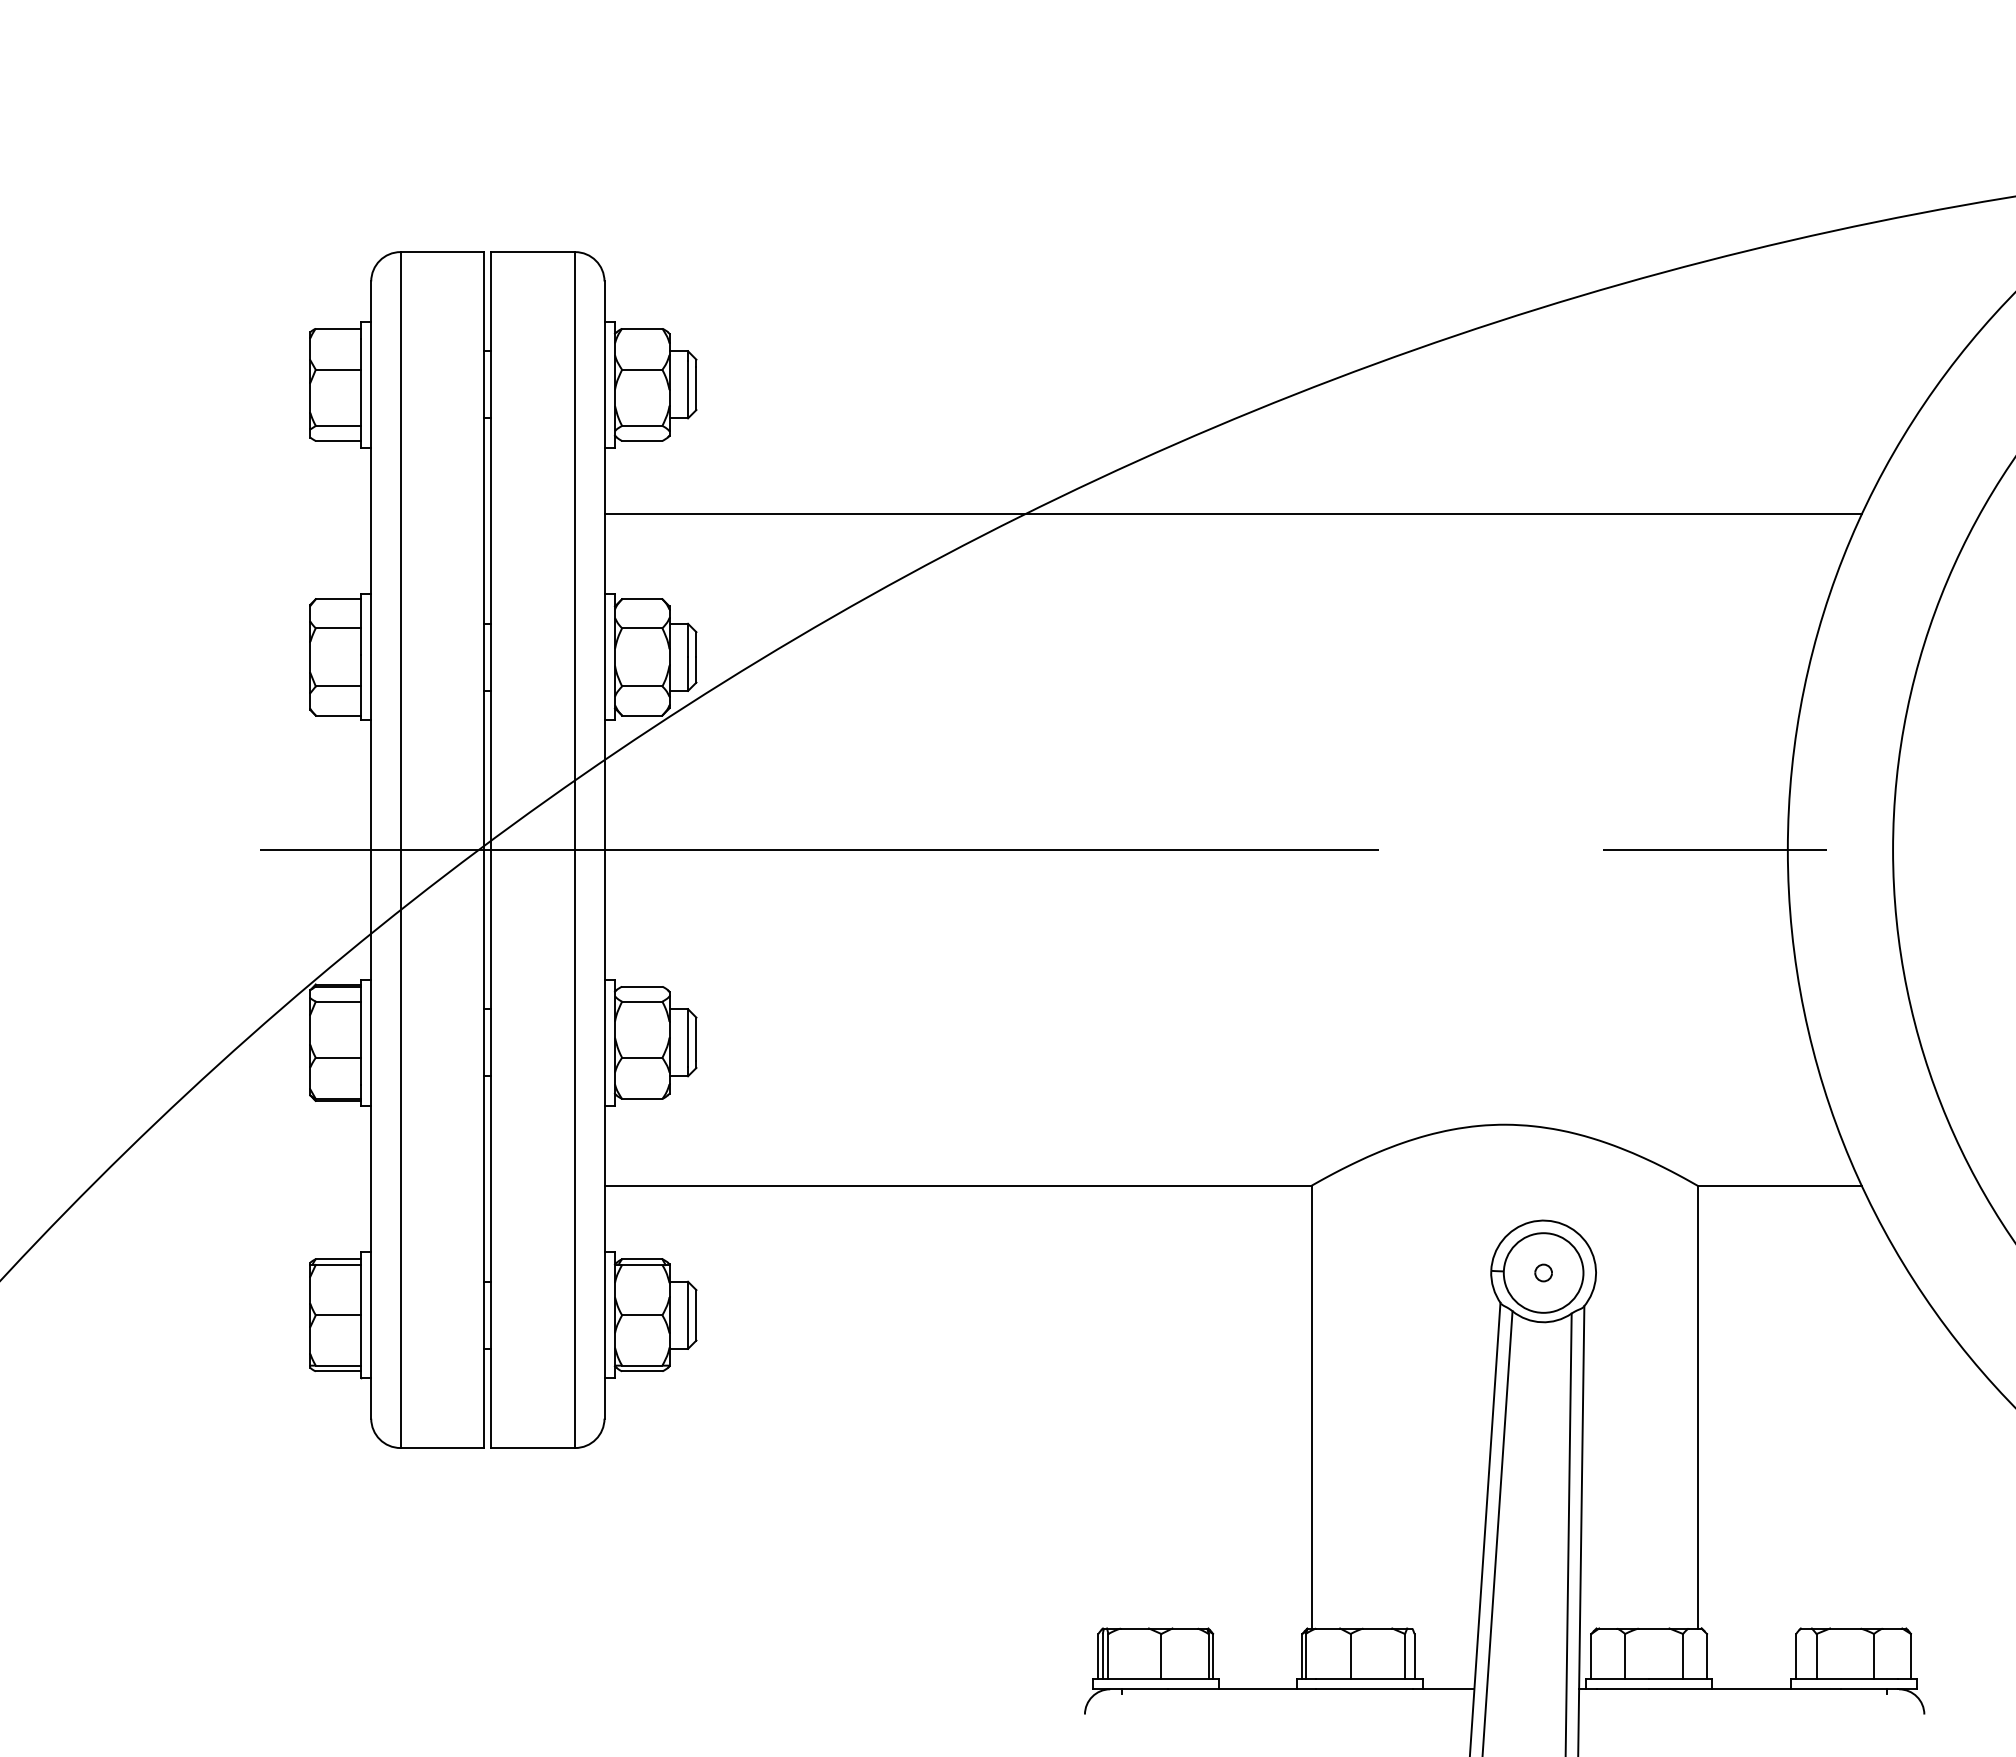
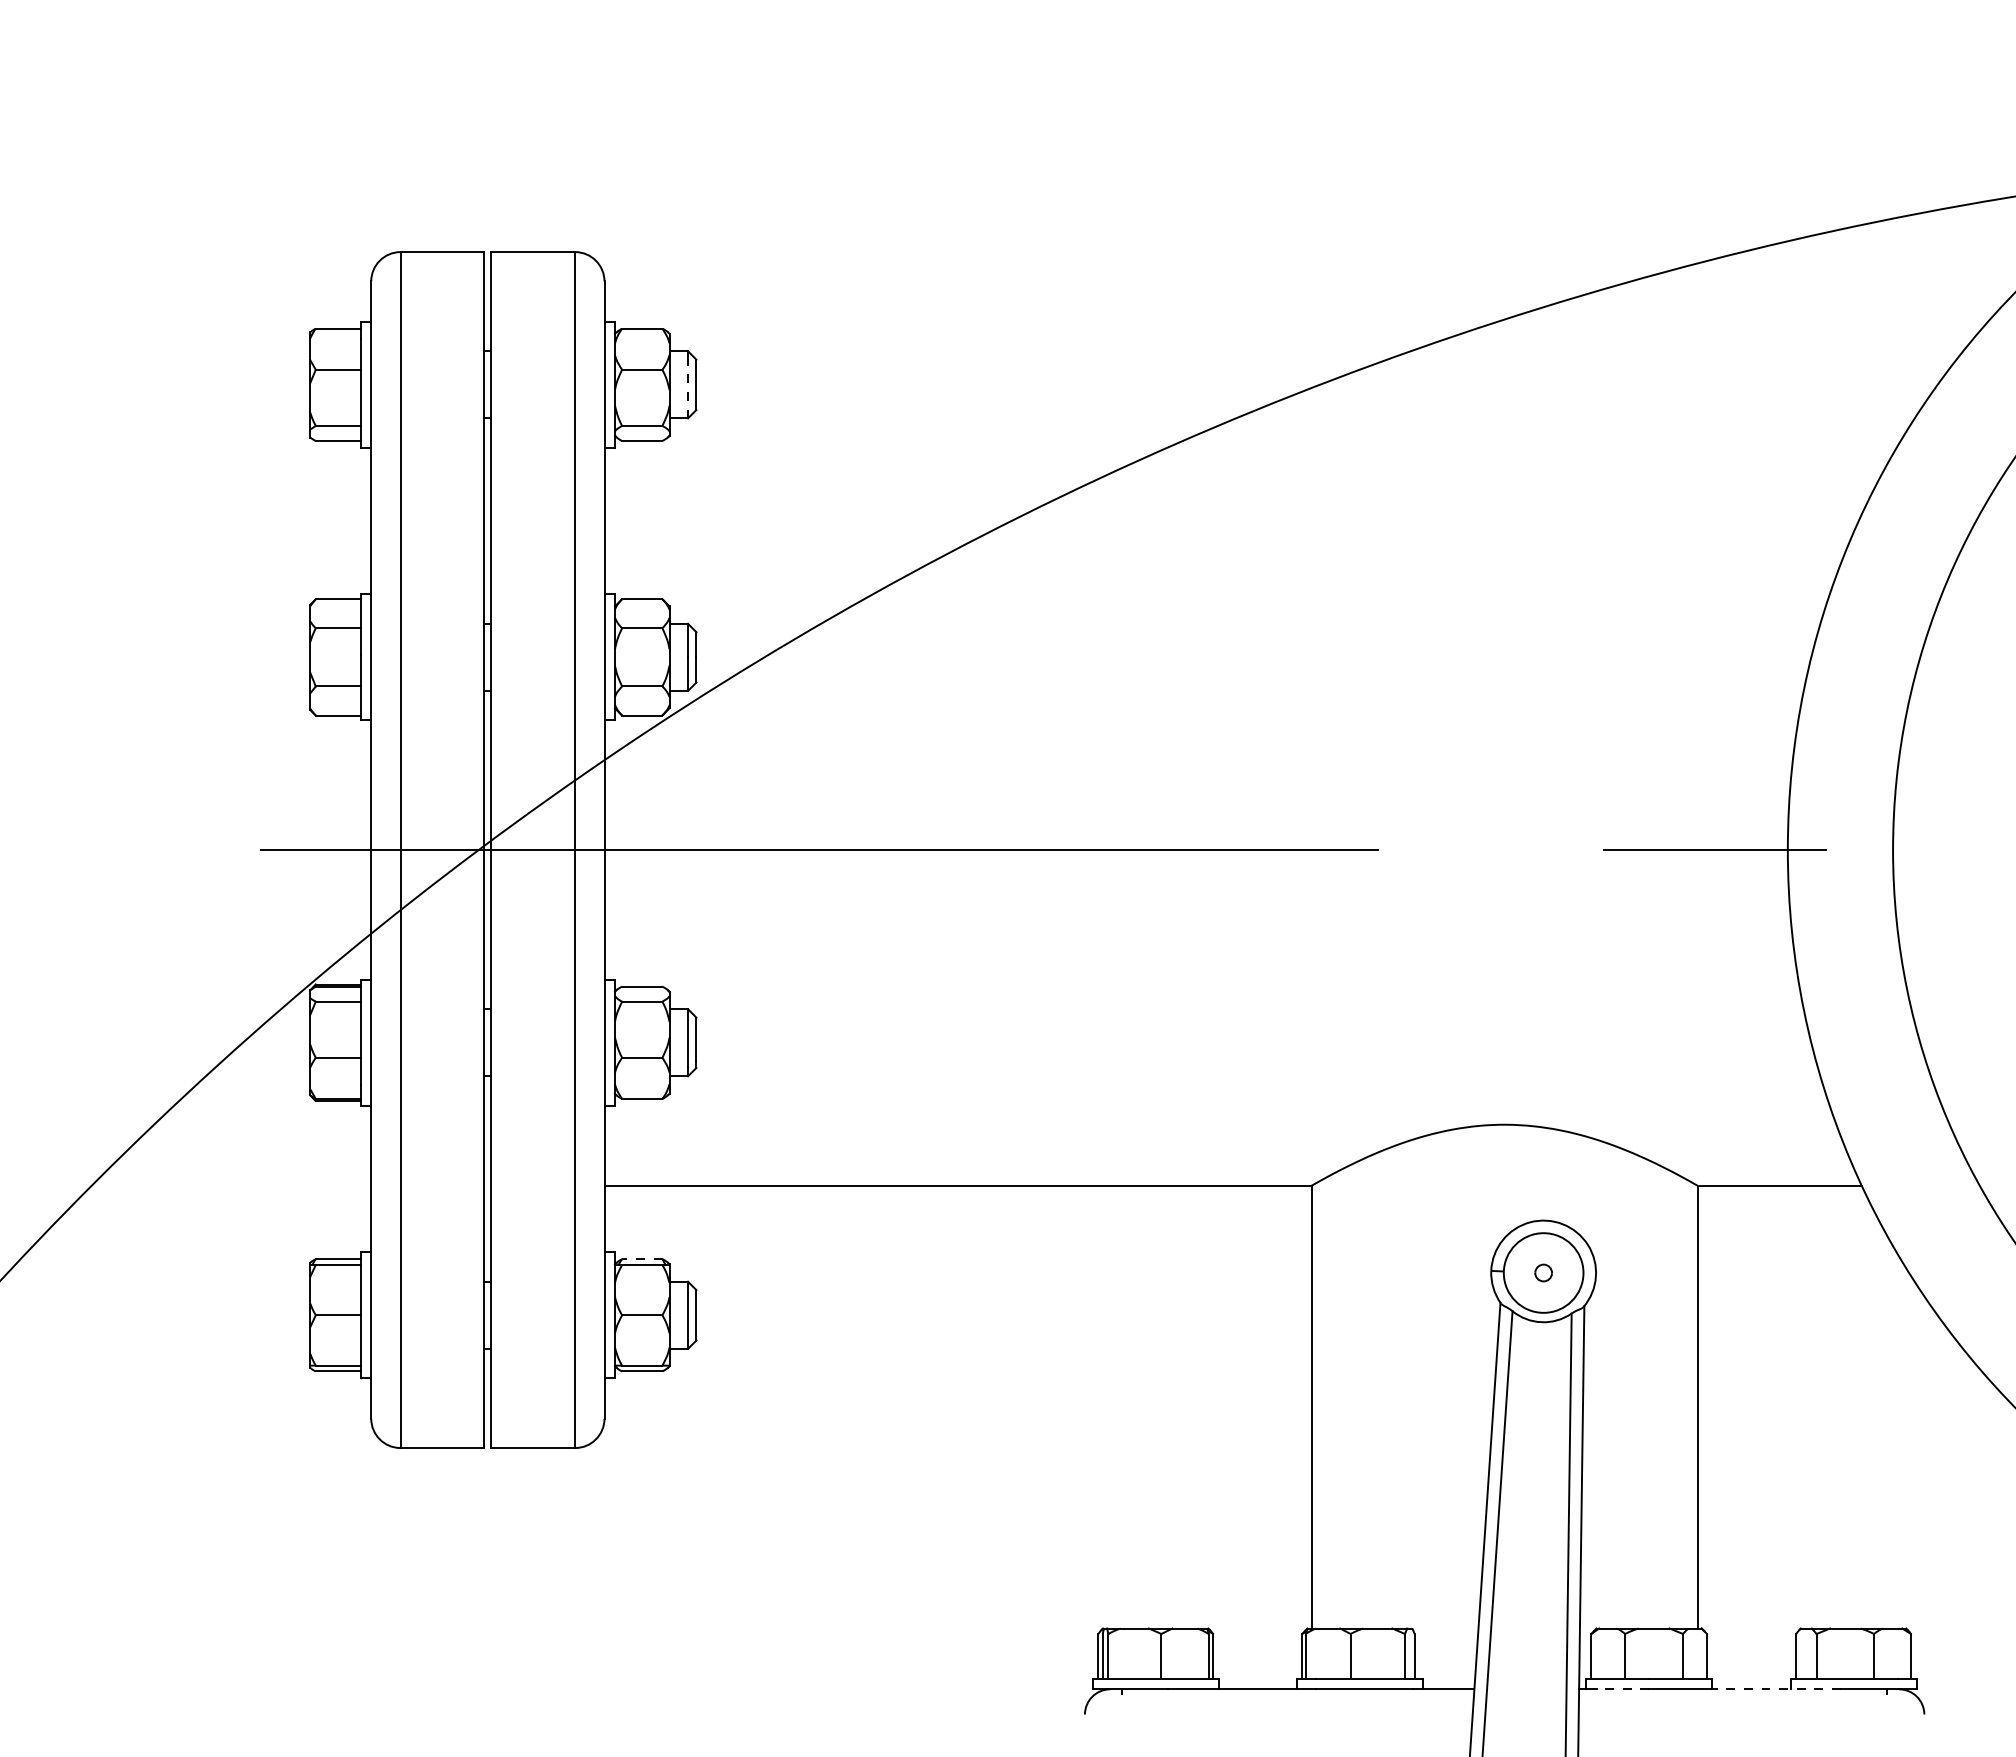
line: solid -> dashed (688, 389)
line: present -> none (1233, 514)
line: solid -> dashed (641, 1259)
line: solid -> dashed (1622, 1689)
line: solid -> dashed (1776, 1689)
